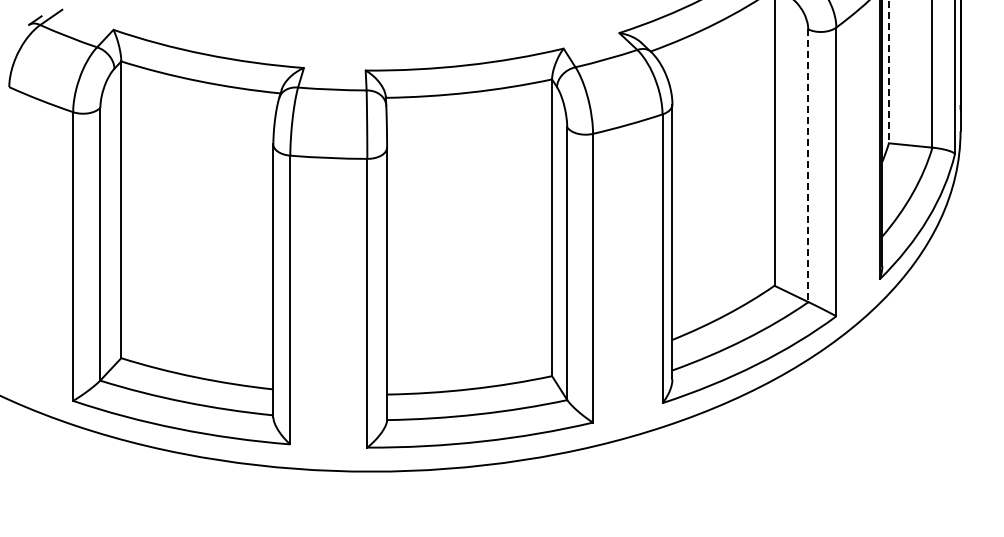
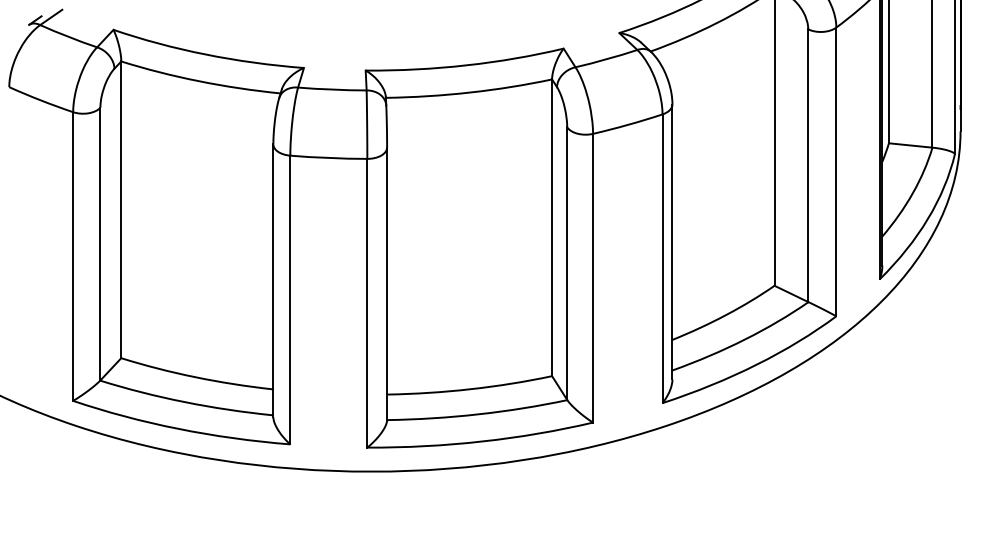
line: dashed -> solid (888, 72)
line: dashed -> solid (808, 166)
